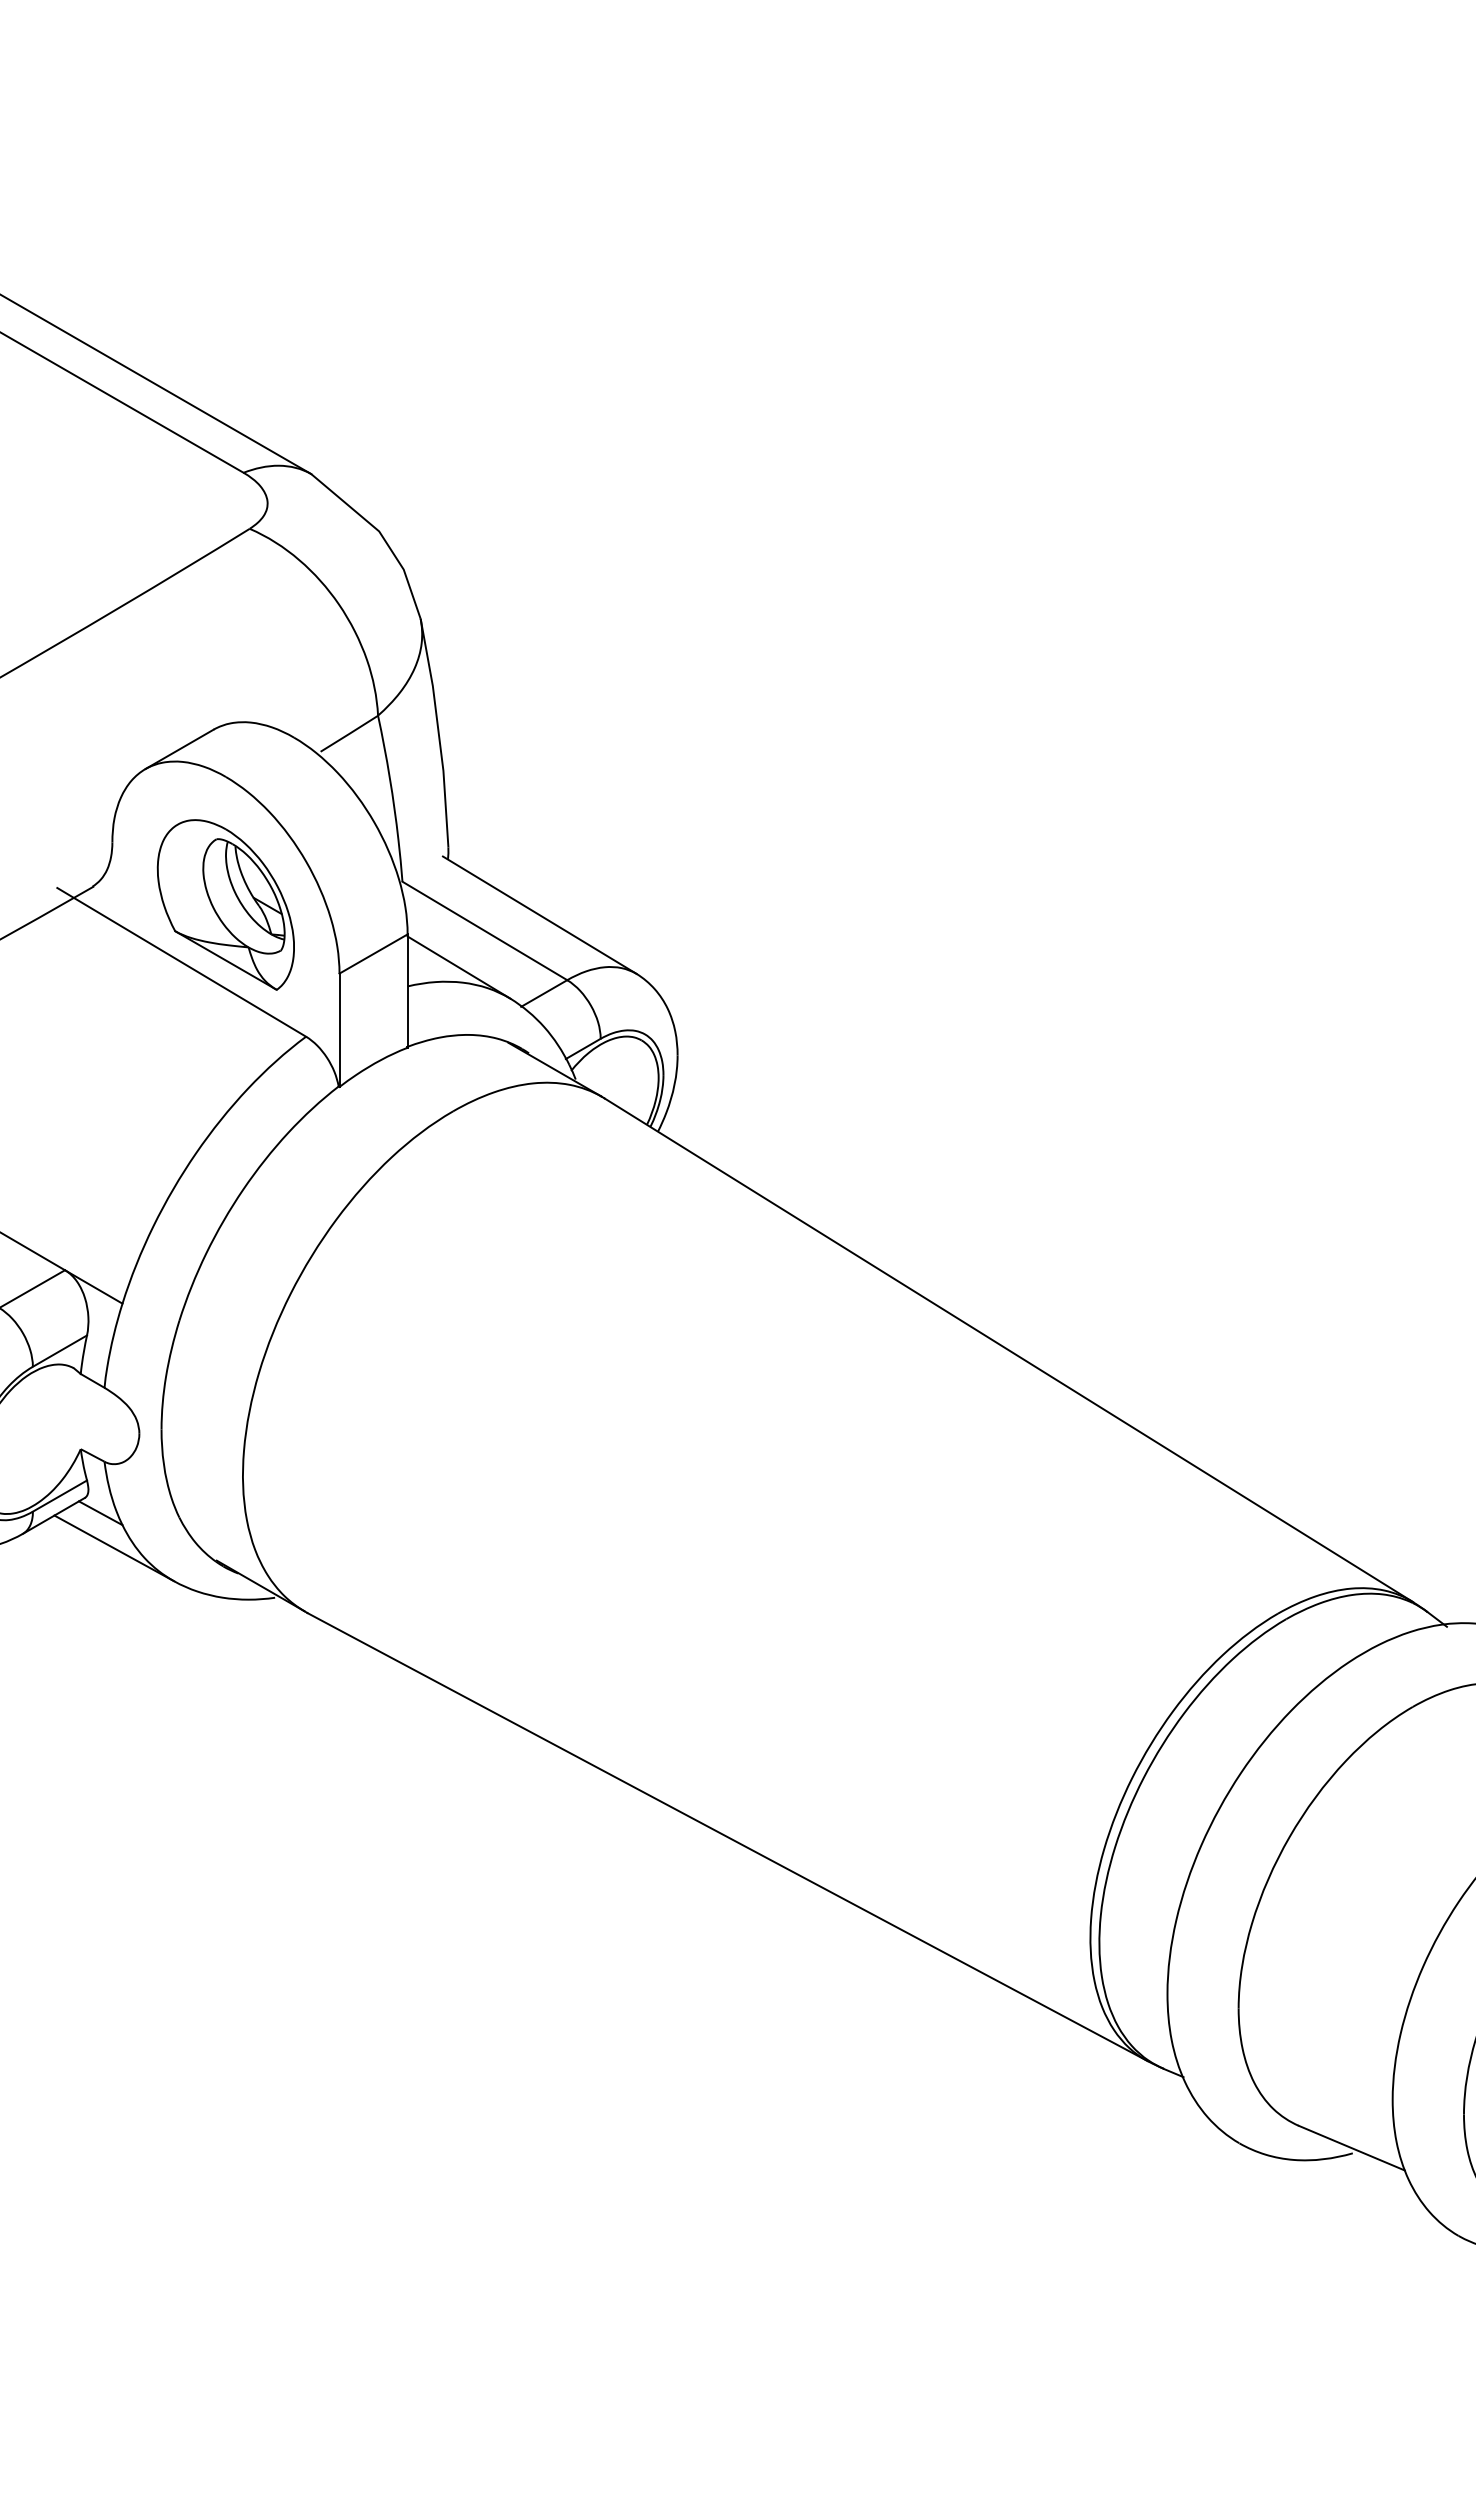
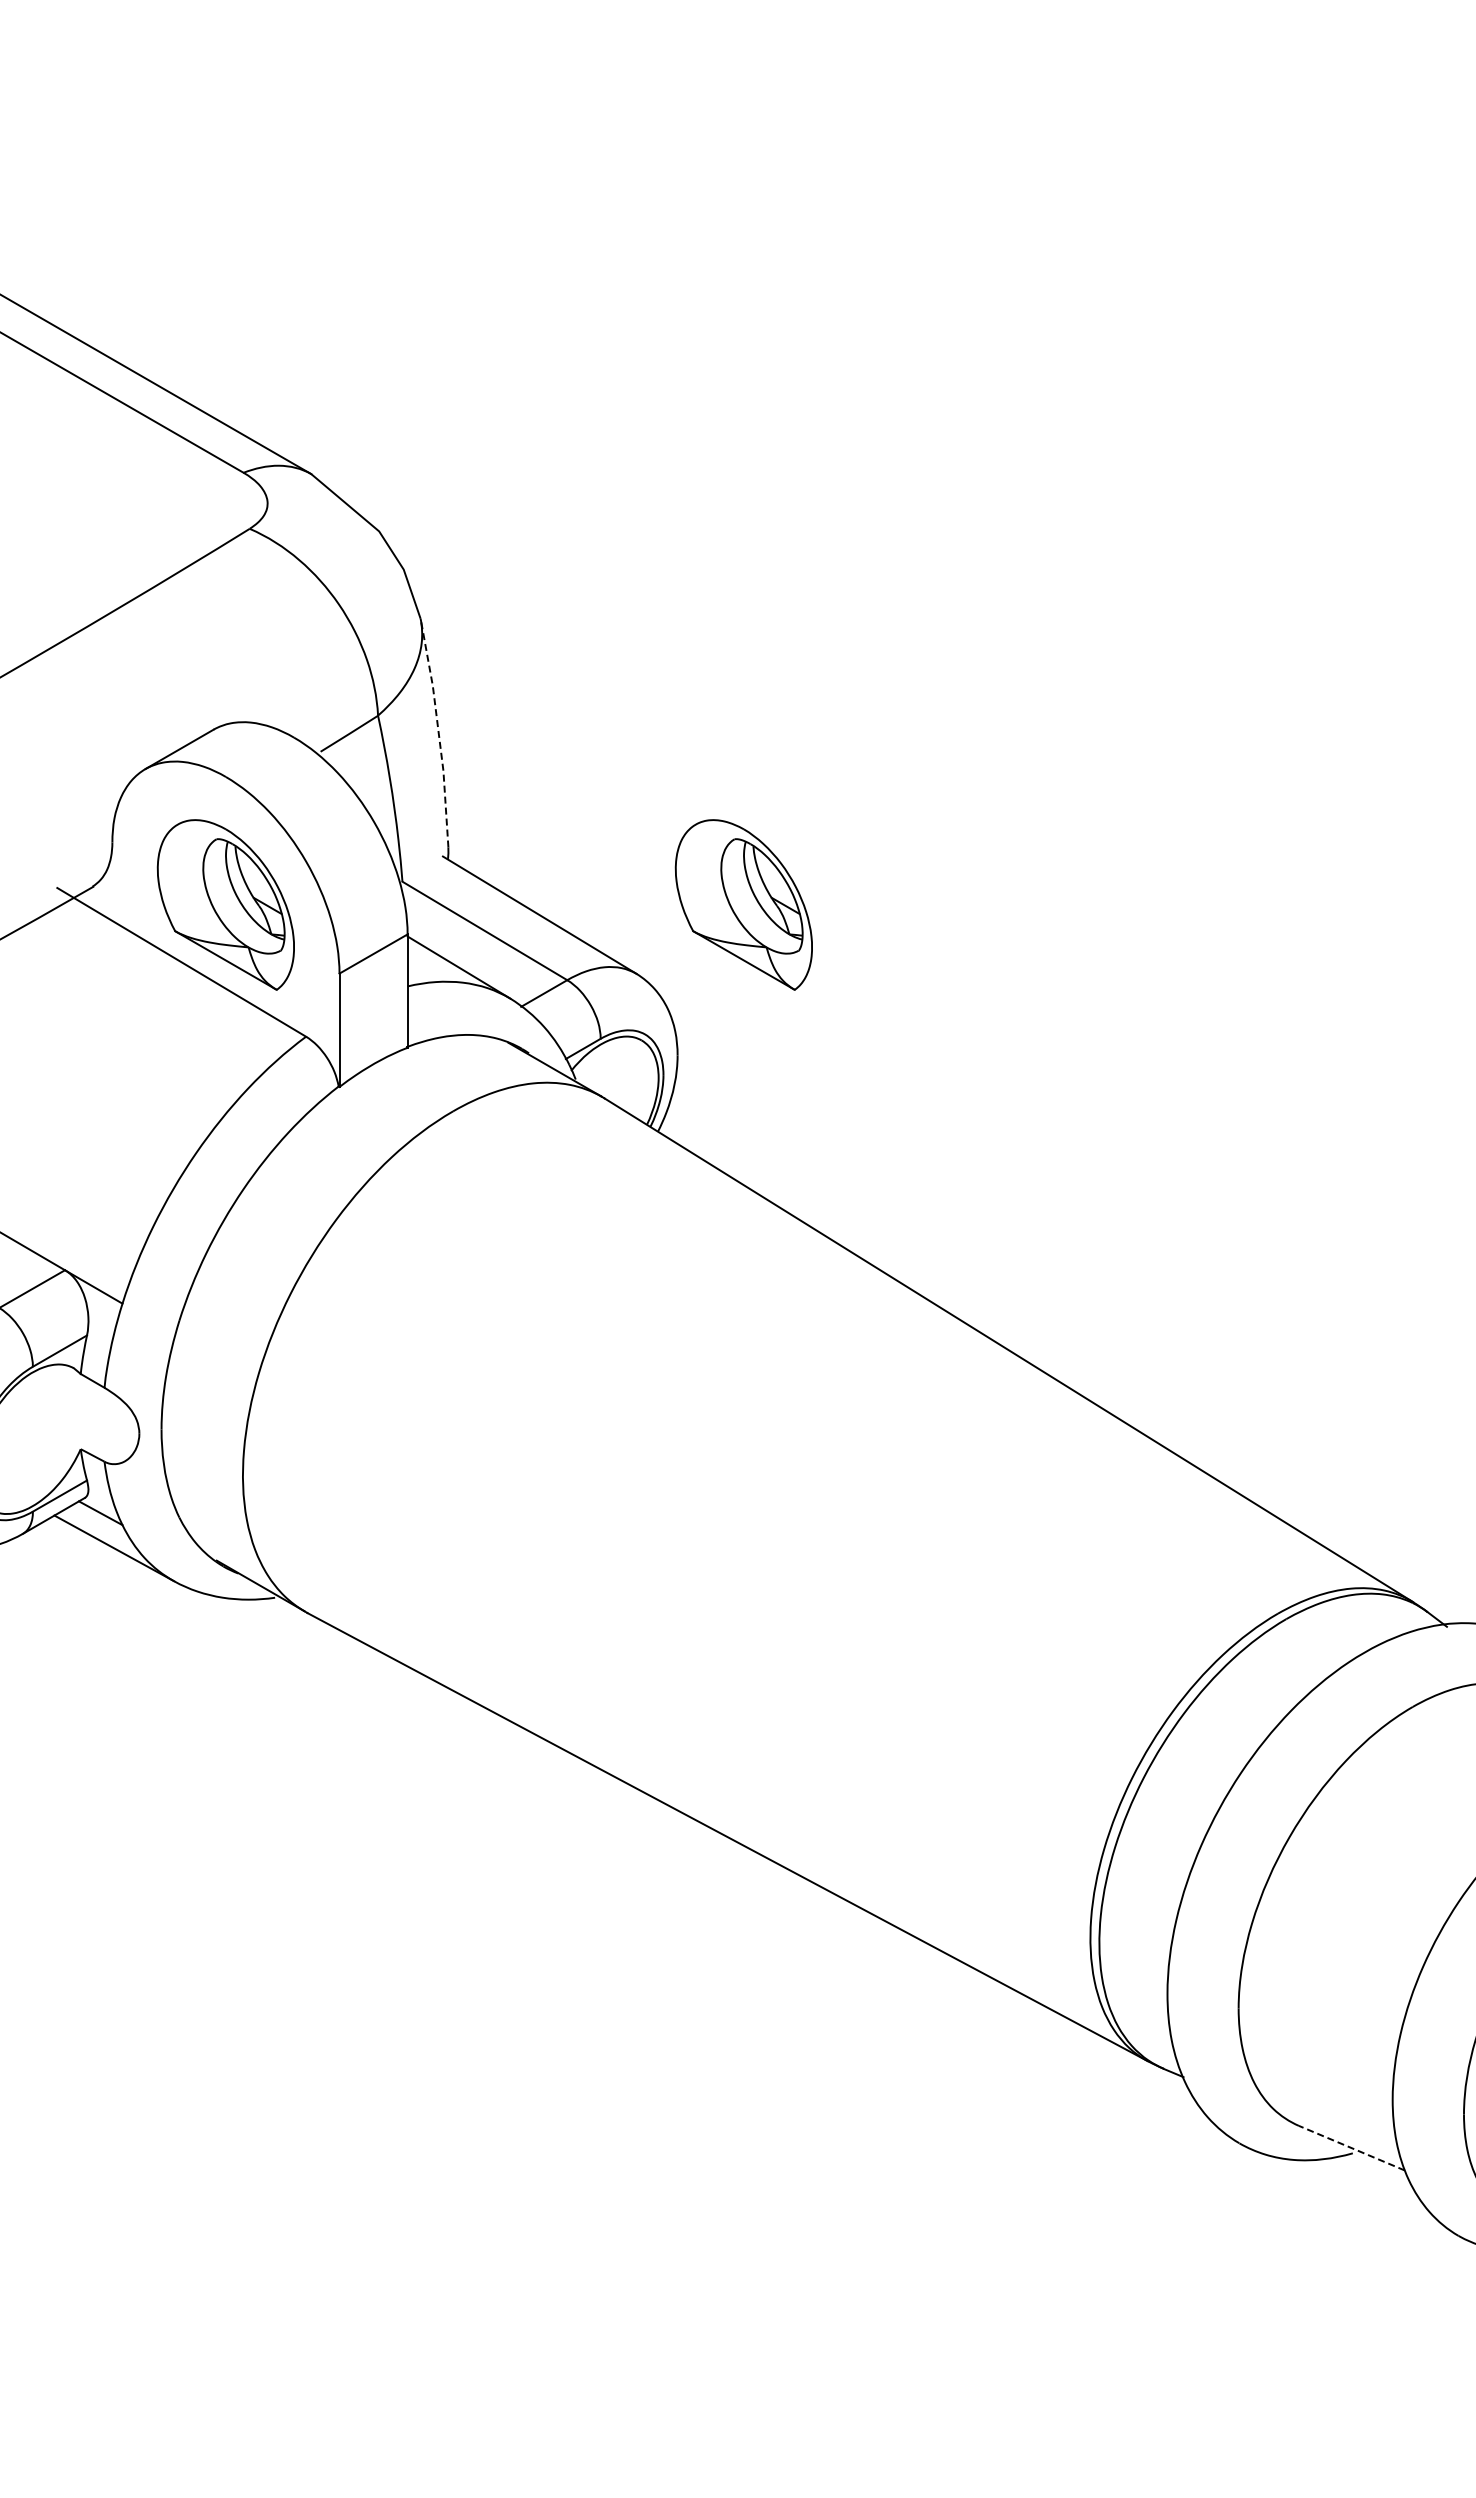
line: solid -> dashed (438, 732)
part: none -> present (743, 904)
line: solid -> dashed (1351, 2148)
